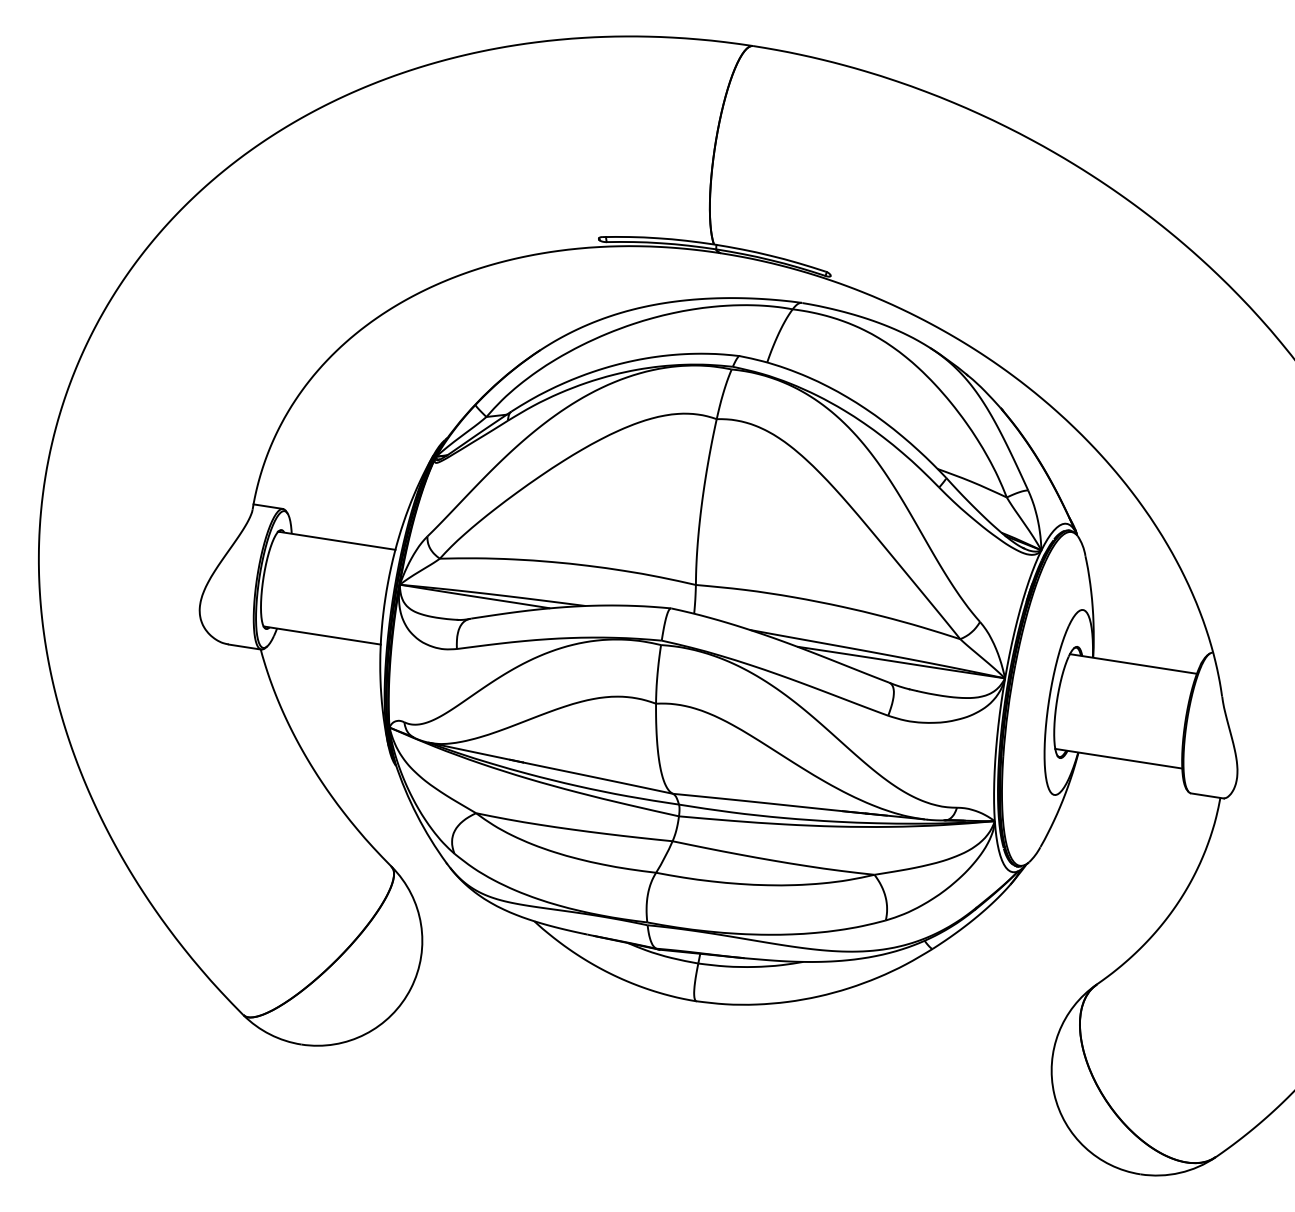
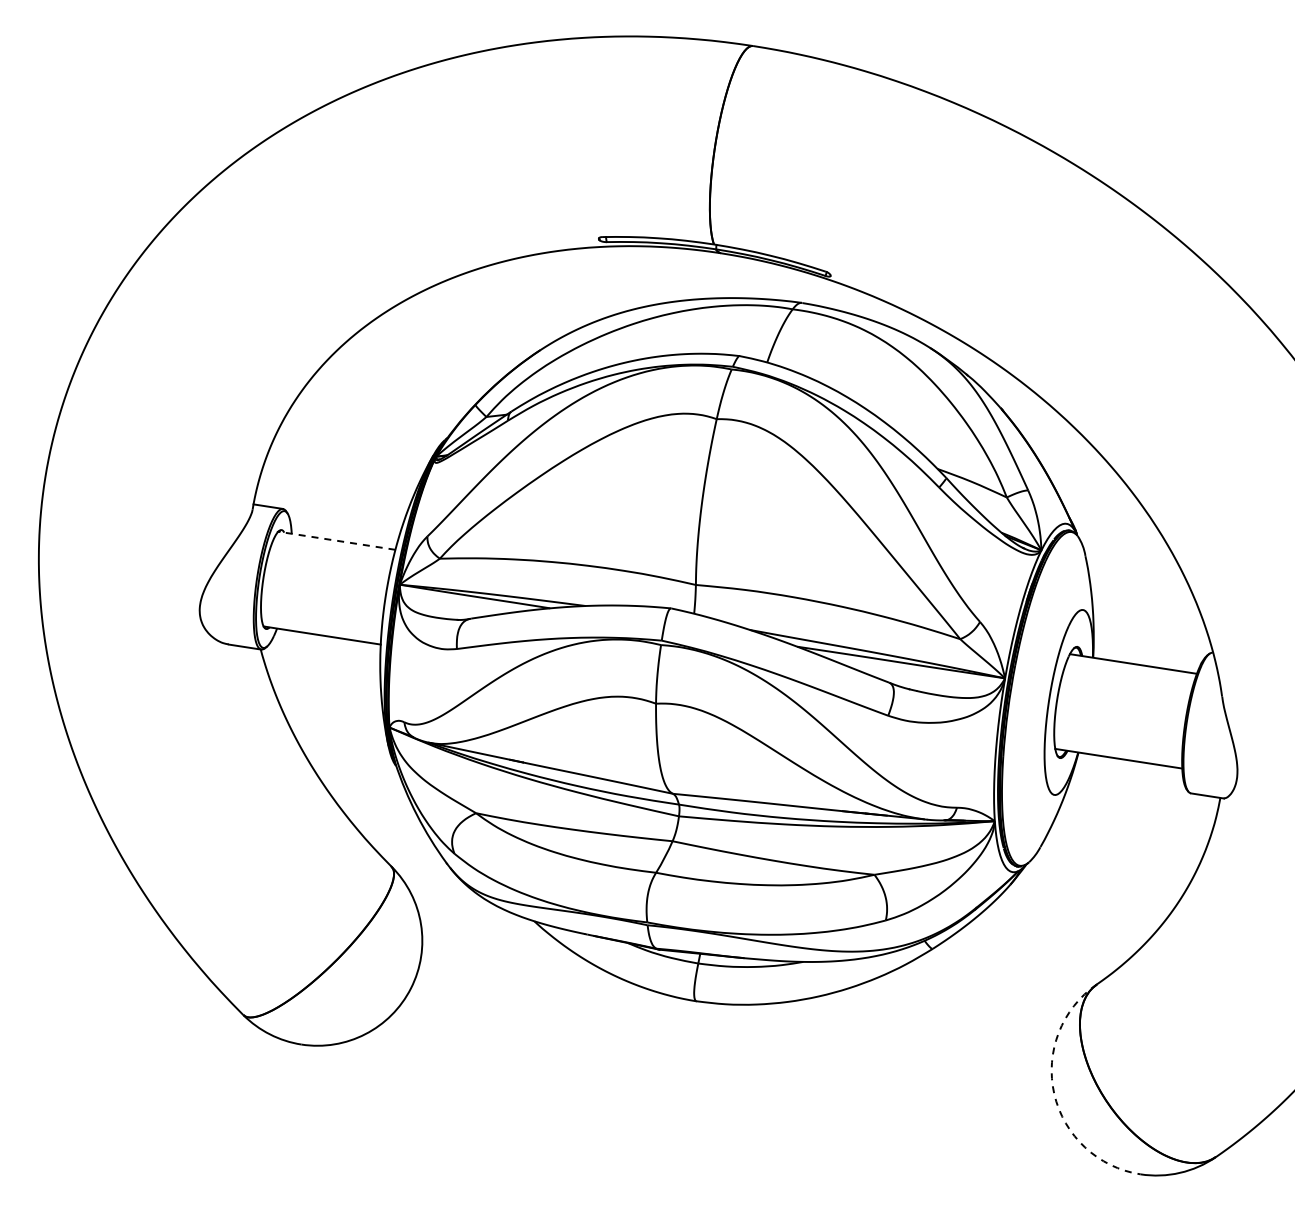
line: solid -> dashed (336, 540)
arc: solid -> dashed (1054, 1094)
